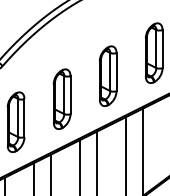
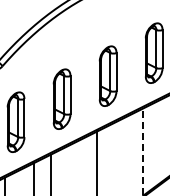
line: solid -> dashed (143, 151)
line: present -> none (125, 154)
line: present -> none (79, 166)
